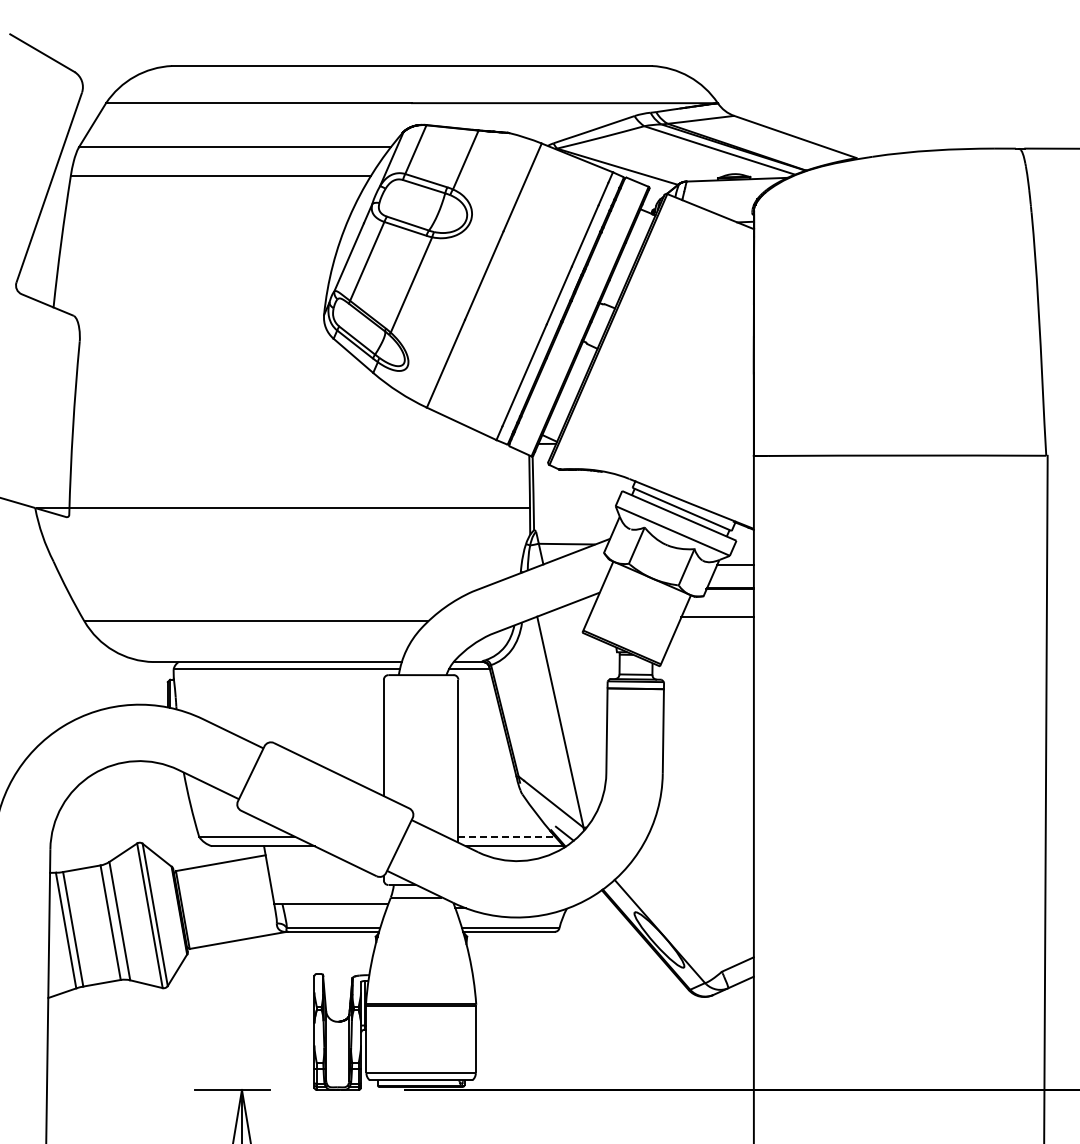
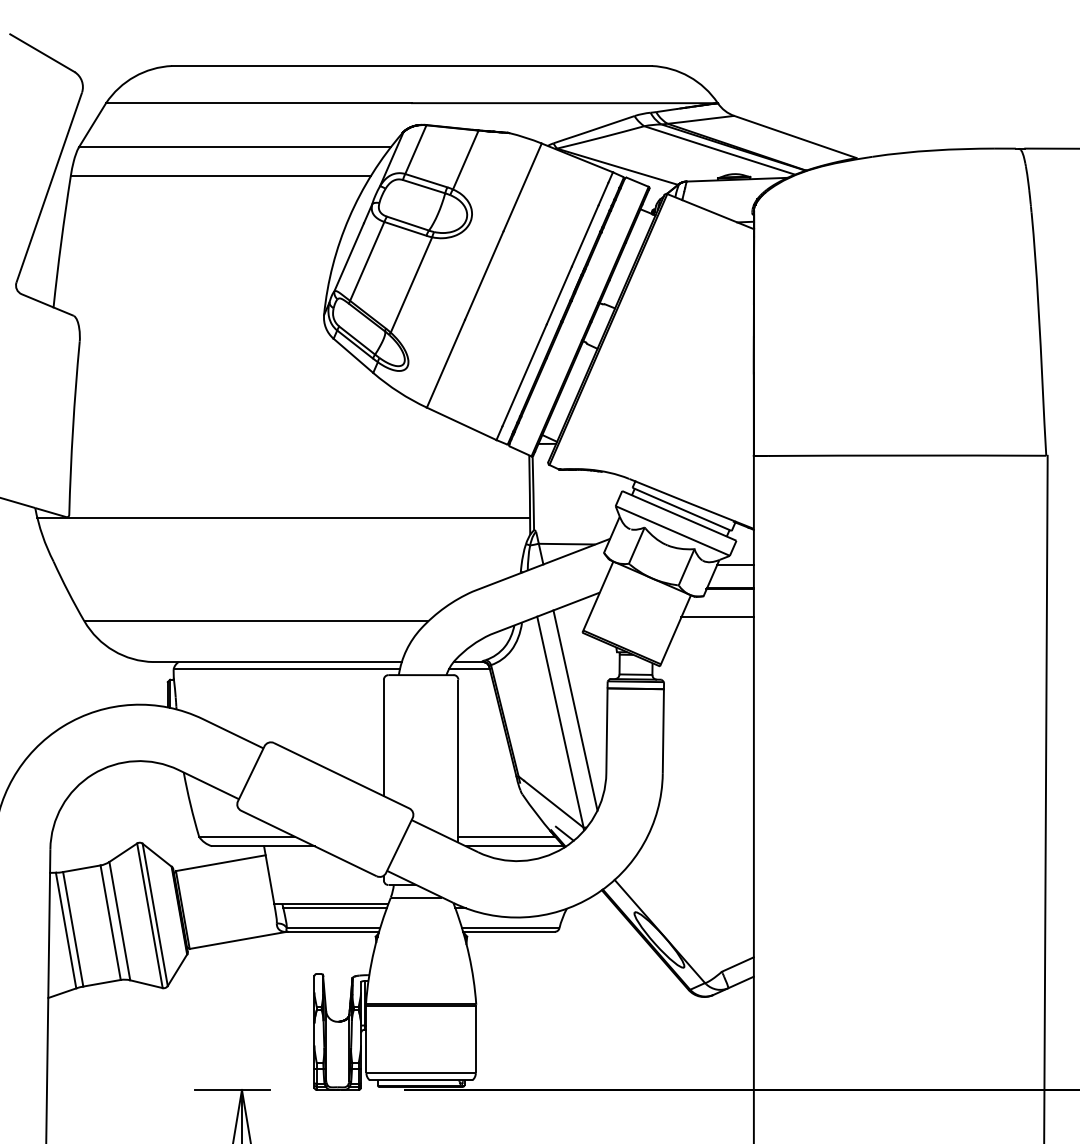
line position: (283, 508) -> (283, 518) (283, 518)
line: none -> present (575, 710)
line: dashed -> solid (506, 836)
line: none -> present (334, 908)
